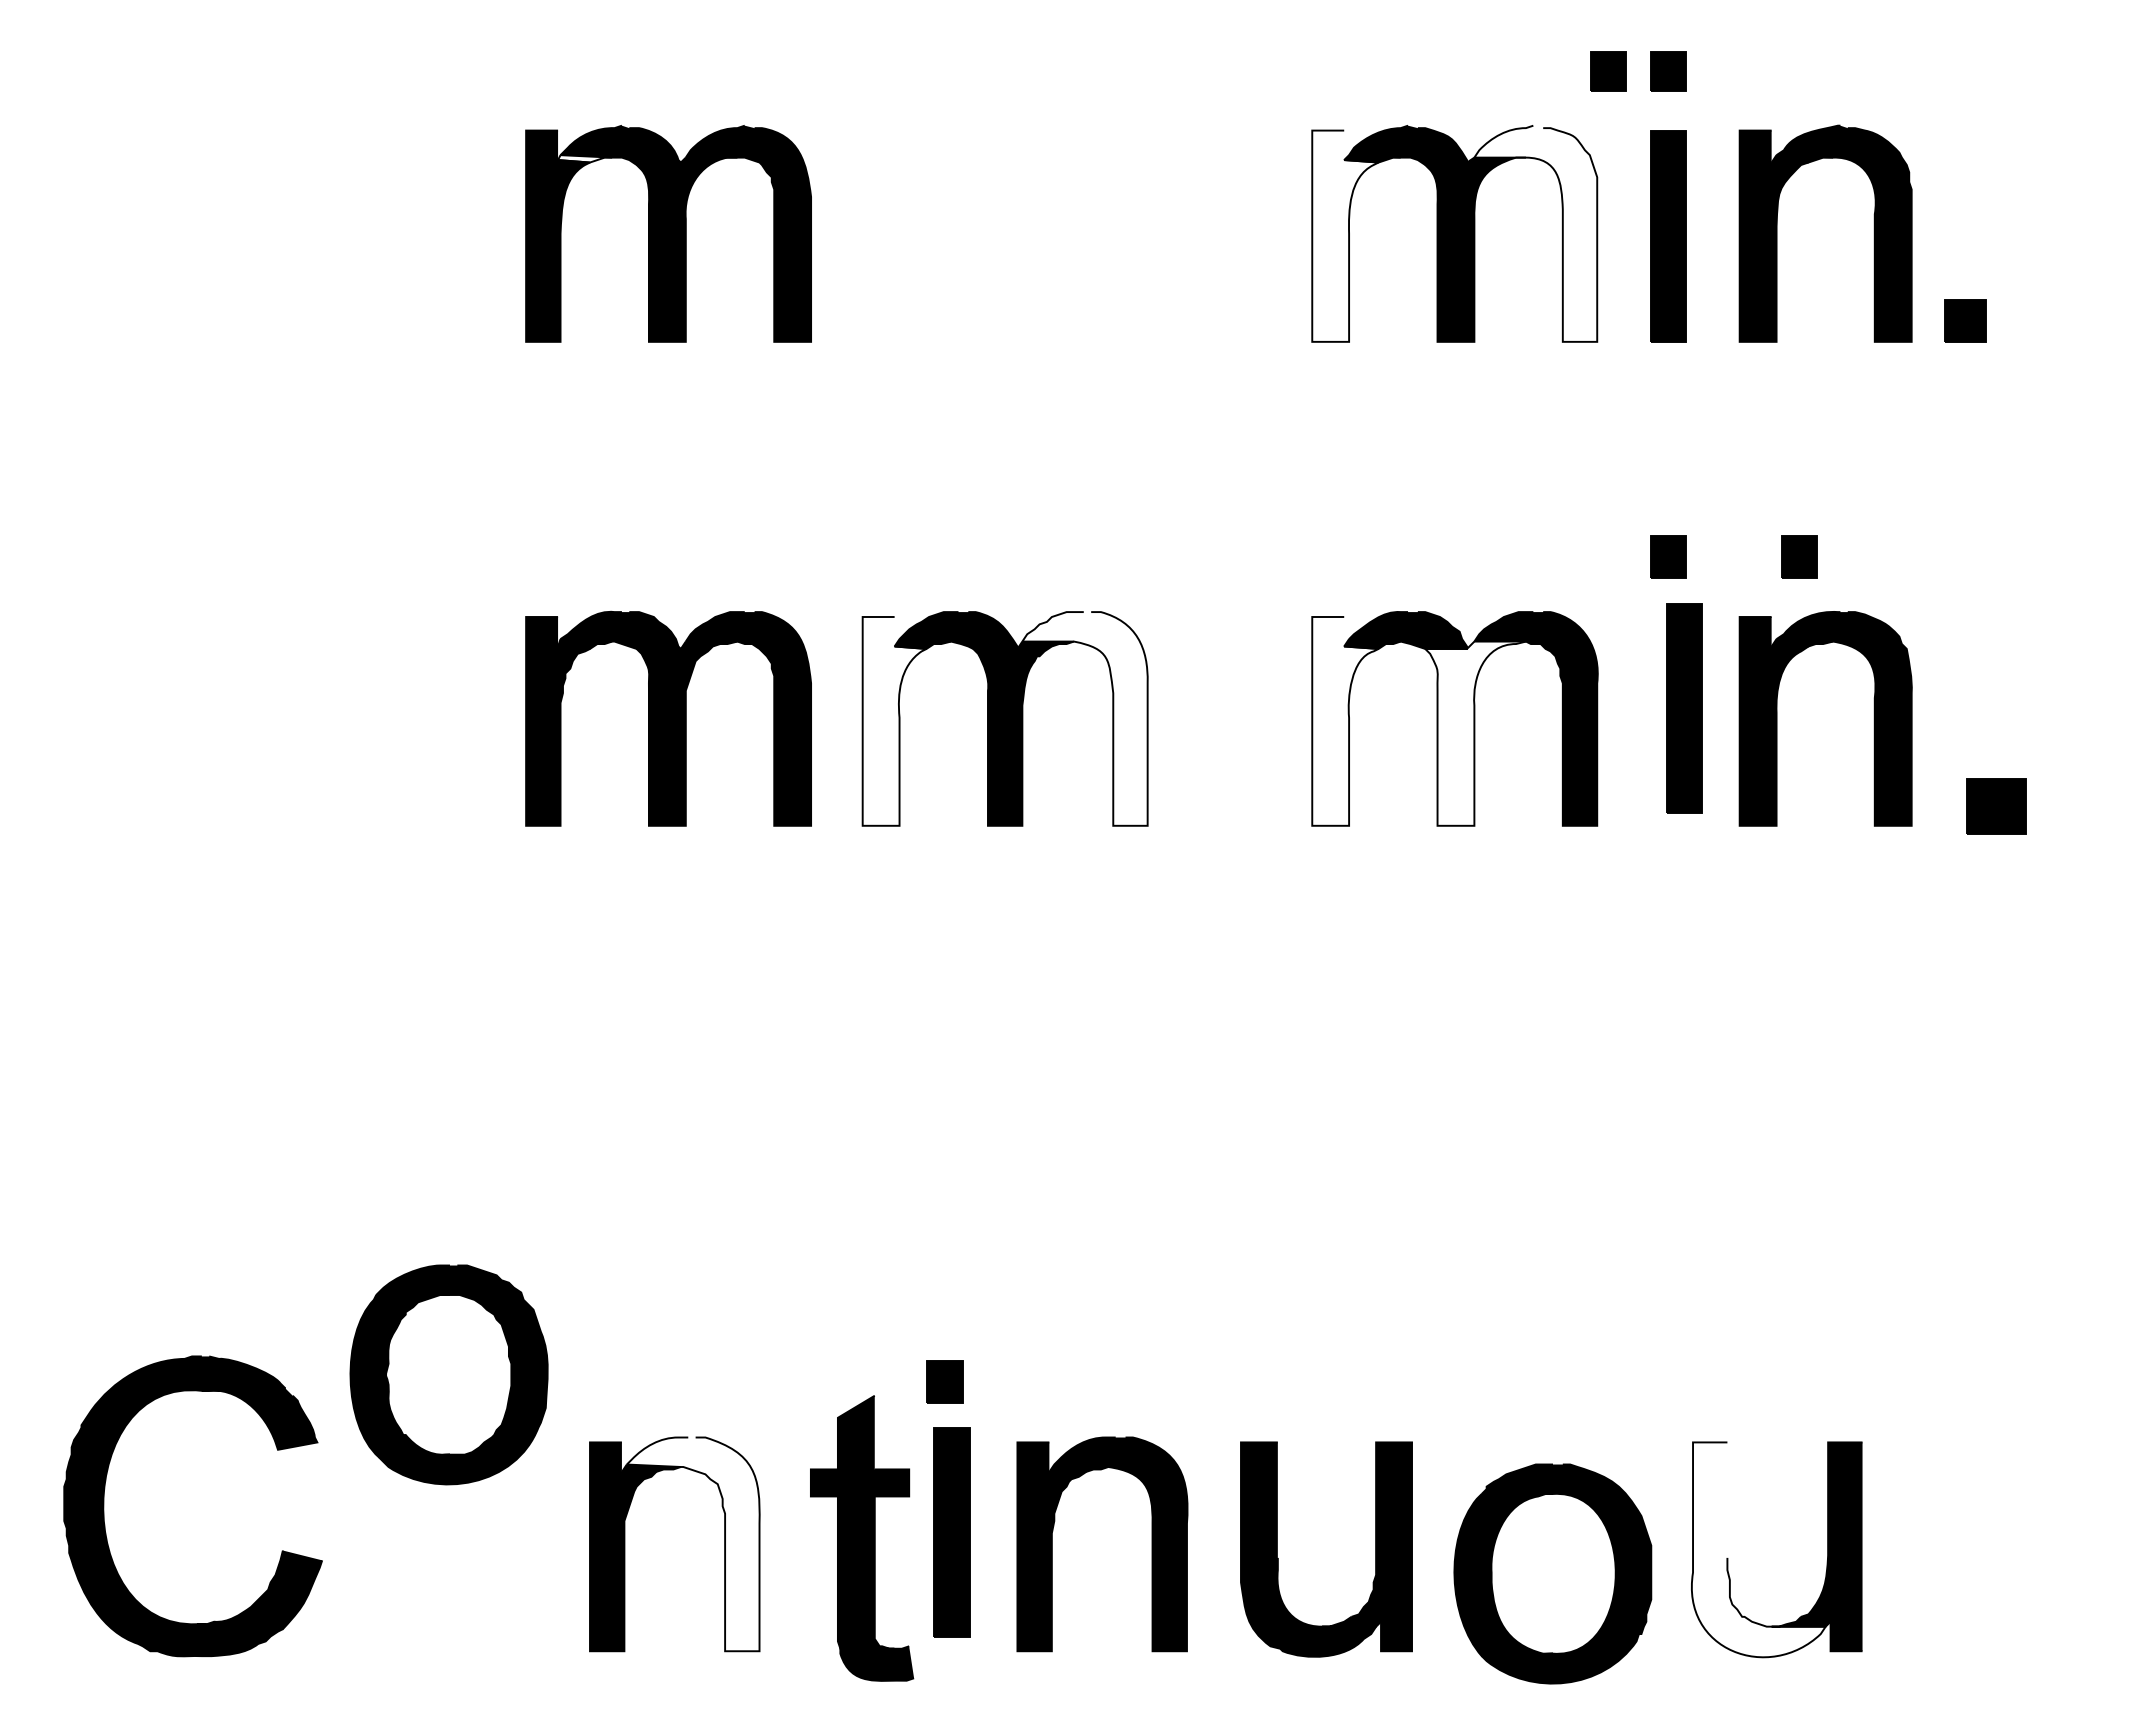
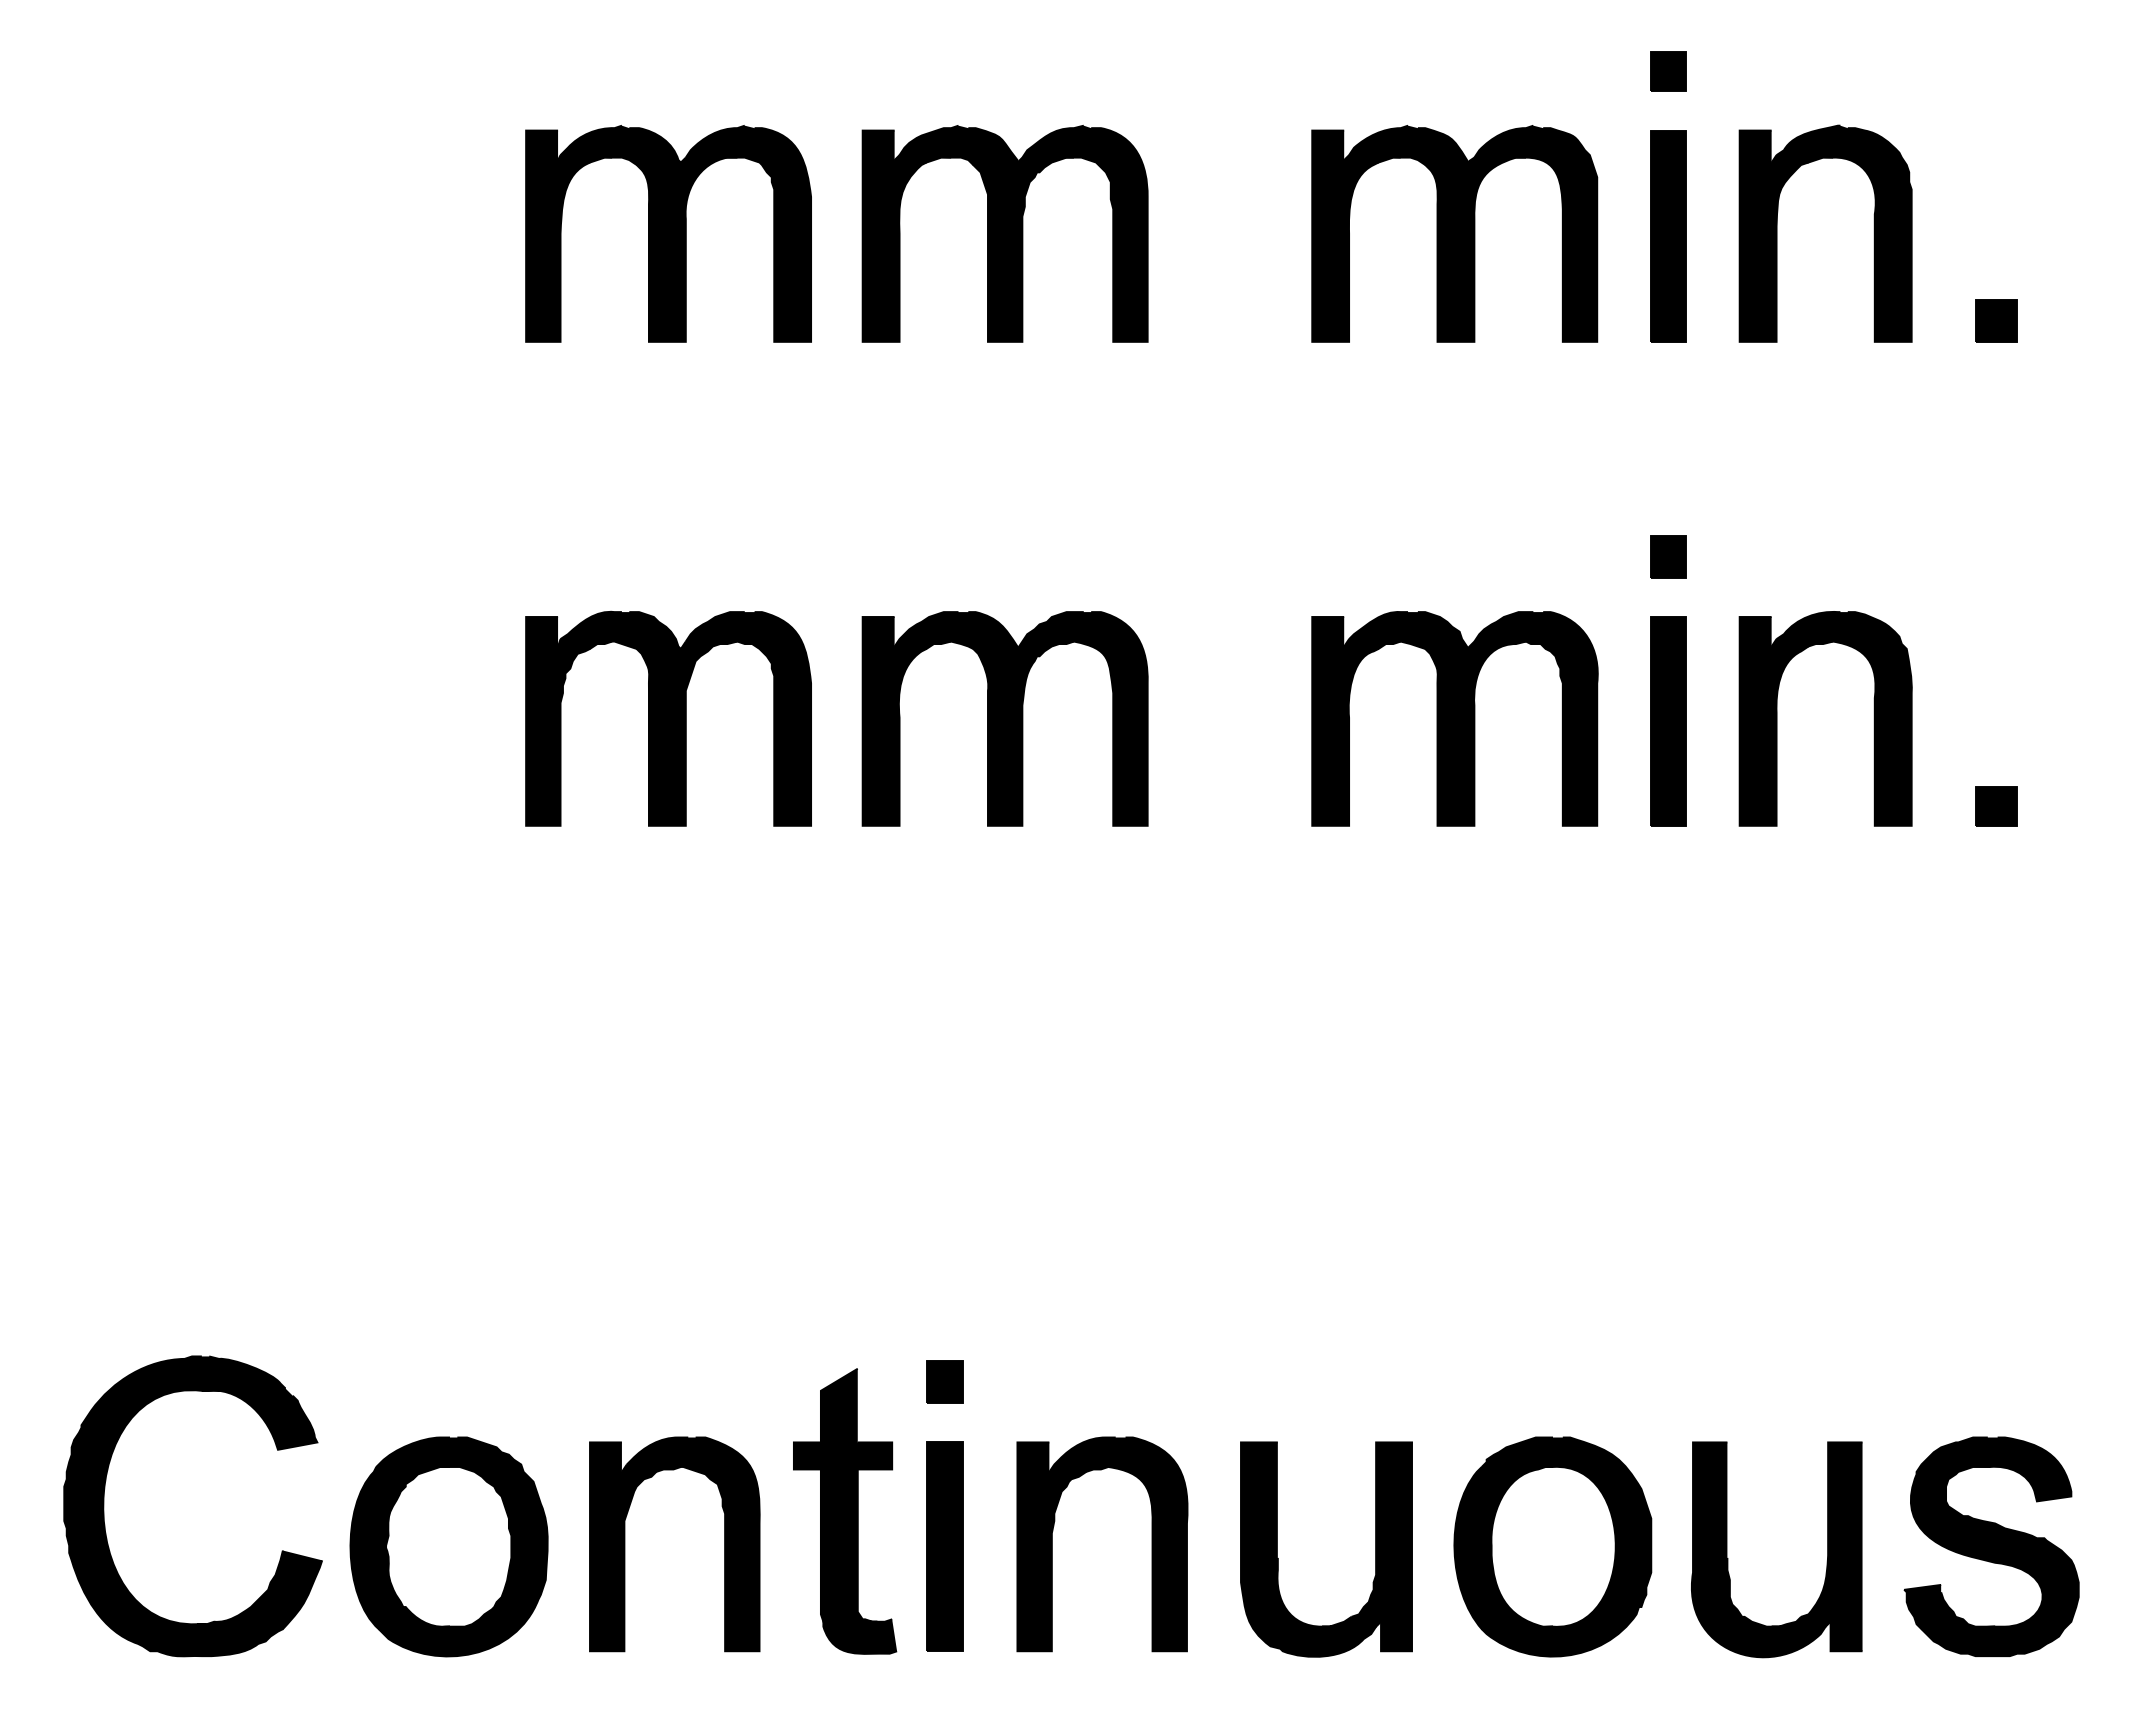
part: present -> none (1608, 71)
fill: none -> present (585, 158)
part: none -> present (1004, 233)
fill: none -> present (1535, 233)
fill: none -> present (1345, 235)
part position: (1965, 320) -> (1996, 320) (1996, 320)
part: present -> none (1799, 556)
part position: (1684, 708) -> (1668, 721) (1668, 721)
fill: none -> present (1084, 718)
fill: none -> present (894, 721)
fill: none -> present (1345, 721)
fill: none -> present (1475, 733)
part size: 61x57 px -> 43x41 px (1996, 806)
part position: (448, 1374) -> (448, 1546) (448, 1546)
part position: (951, 1532) -> (944, 1546) (944, 1546)
part position: (862, 1538) -> (845, 1511) (845, 1511)
fill: none -> present (692, 1544)
part: none -> present (1991, 1546)
fill: none -> present (1758, 1549)
part position: (1552, 1573) -> (1552, 1546) (1552, 1546)
